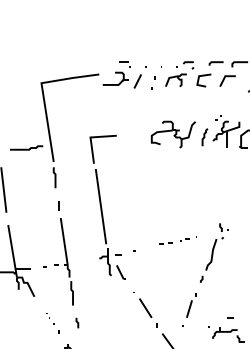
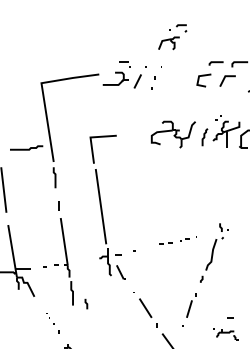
part position: (179, 74) -> (172, 37) (172, 37)
line position: (77, 322) -> (86, 303) (86, 303)
part size: 37x17 px -> 26x13 px (225, 334)
